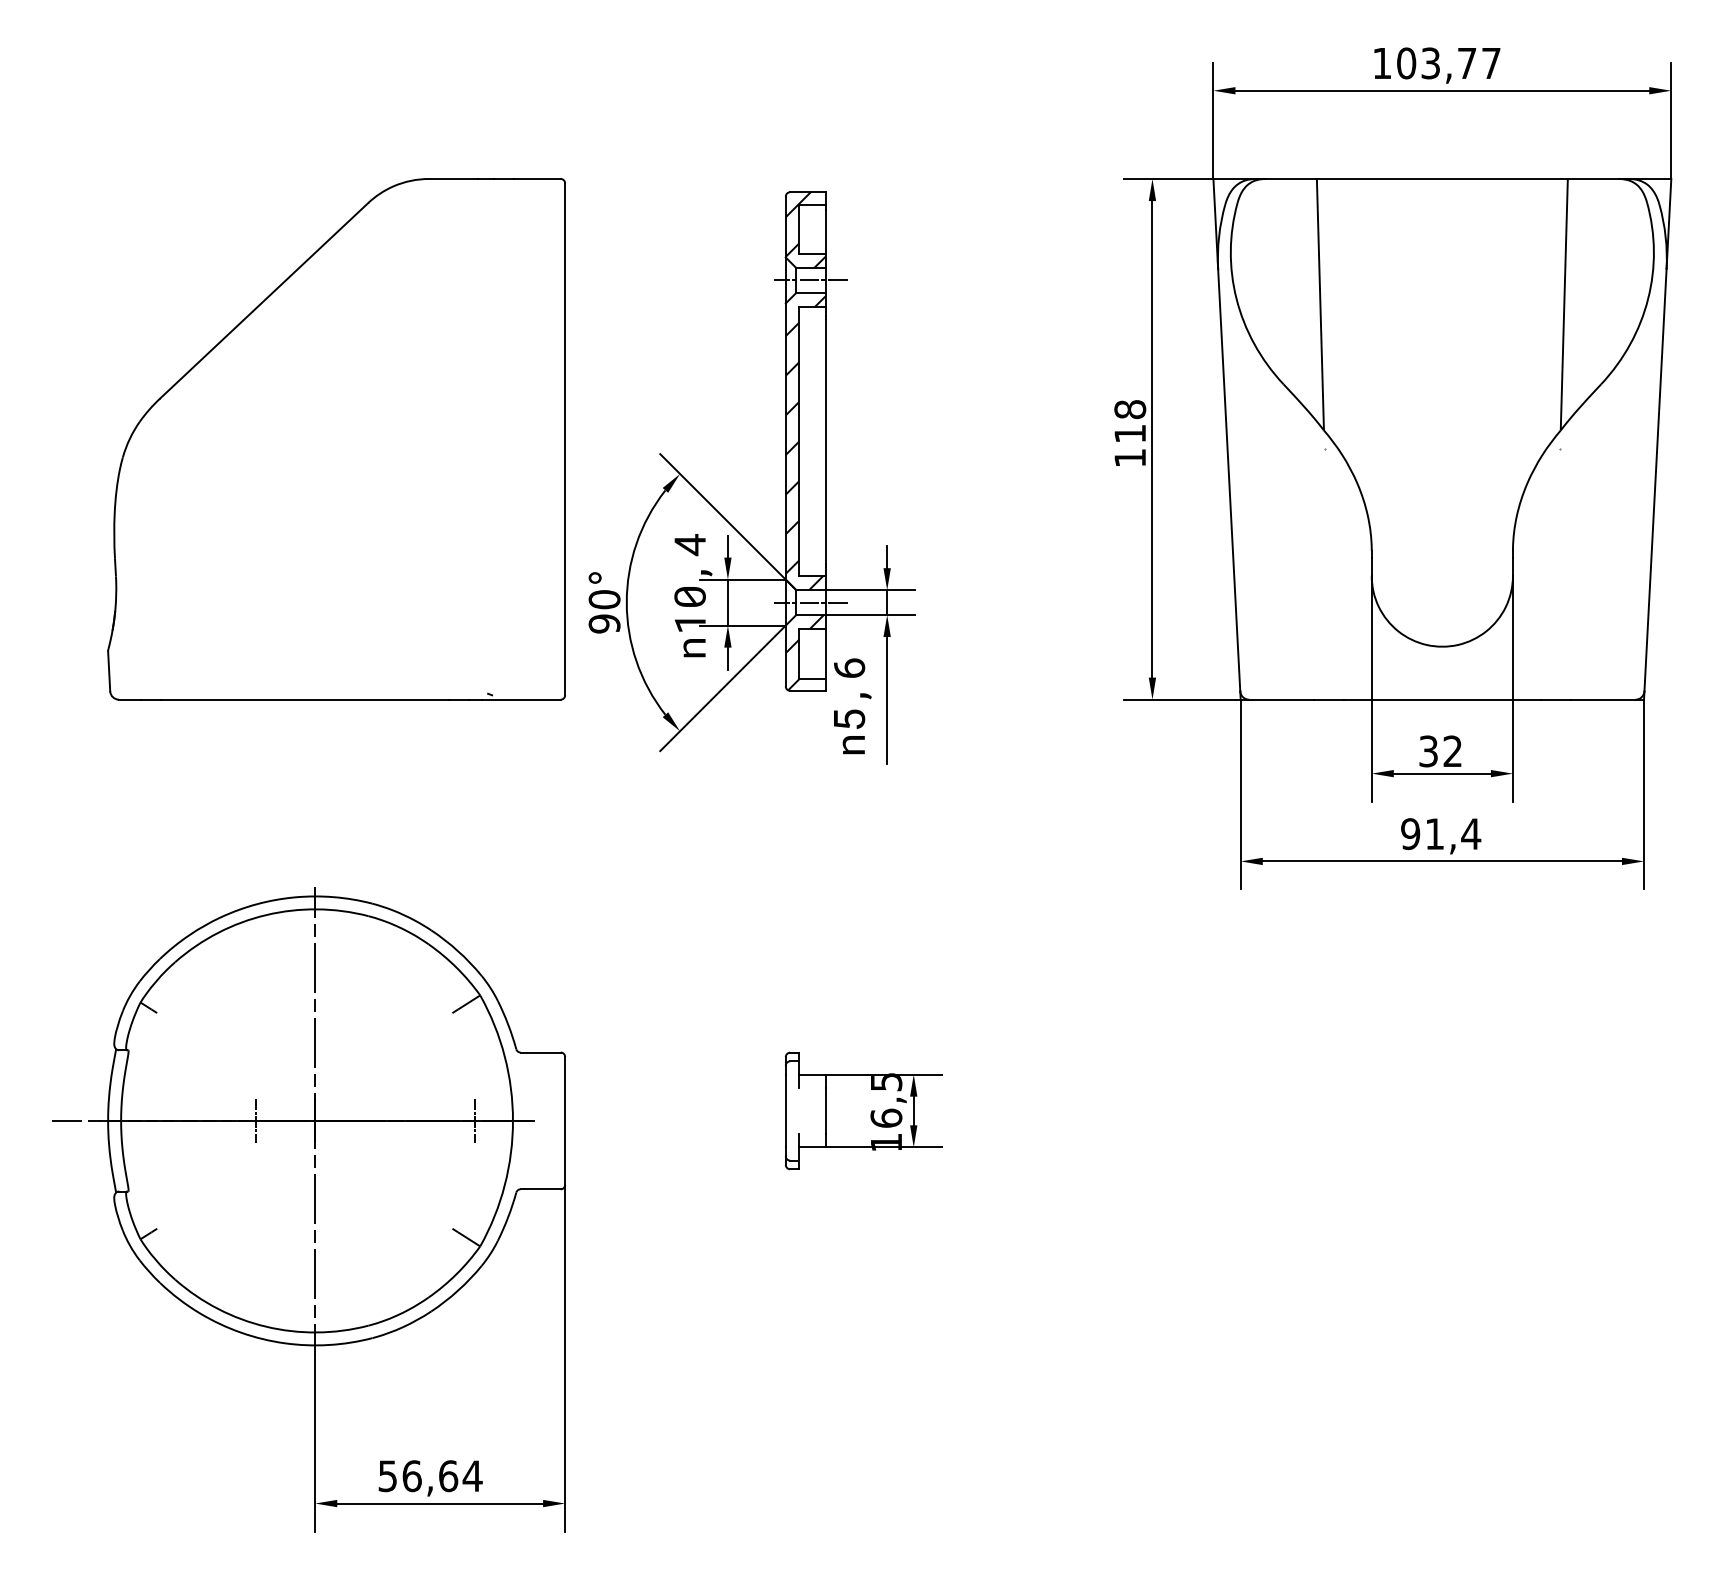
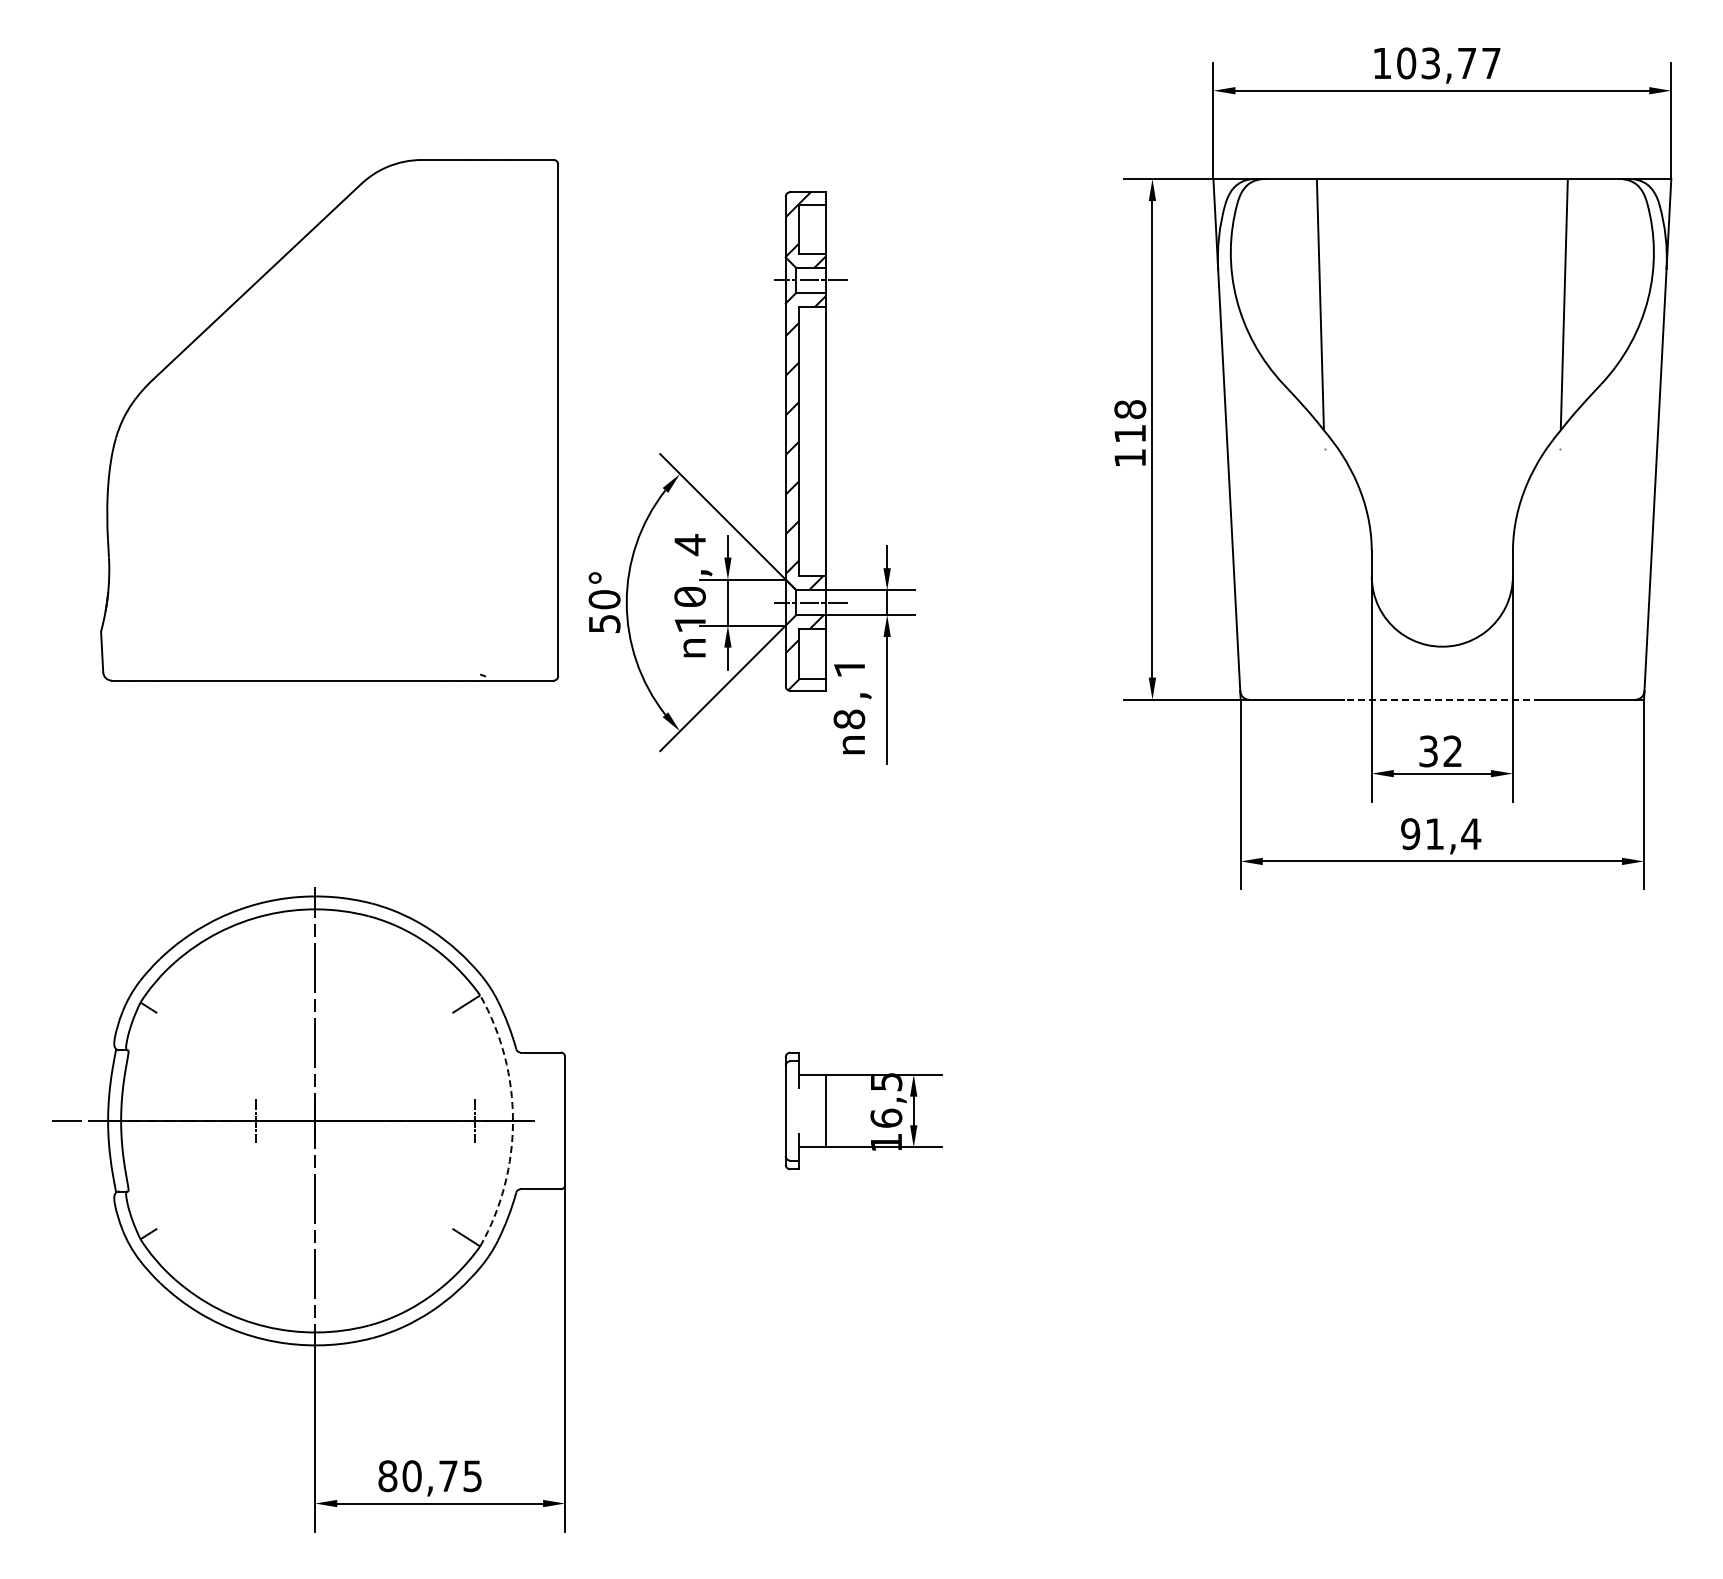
part position: (336, 439) -> (329, 420) (329, 420)
text: 90° -> 50° (604, 623)
text: 5,6 -> 8,1 (849, 693)
line: solid -> dashed (1441, 699)
arc: solid -> dashed (513, 1120)
text: 56,64 -> 80,75 (430, 1476)
